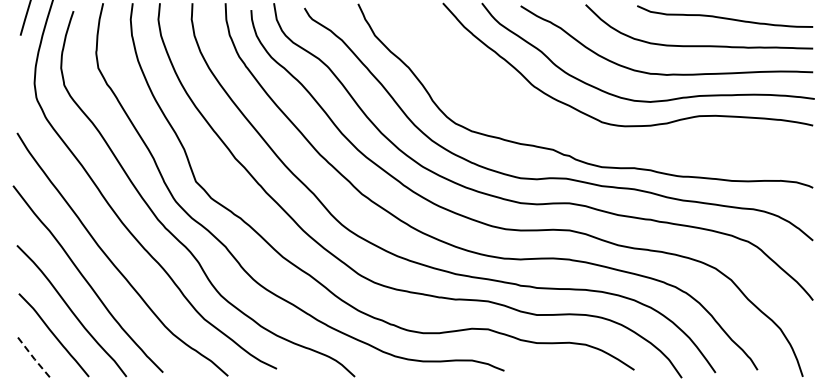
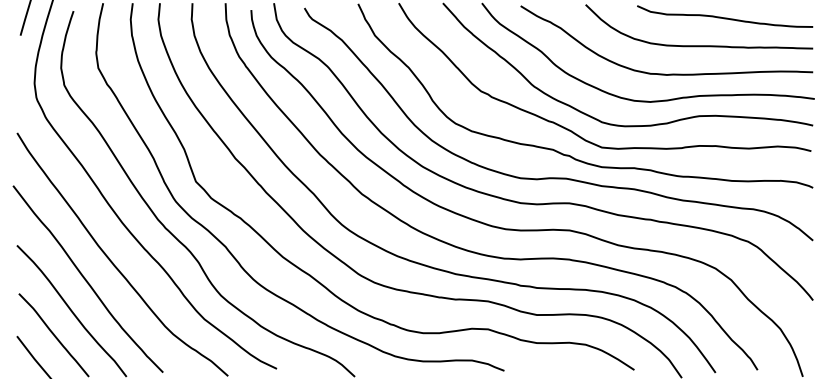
curve: none -> present (570, 129)
line: dashed -> solid (33, 357)
